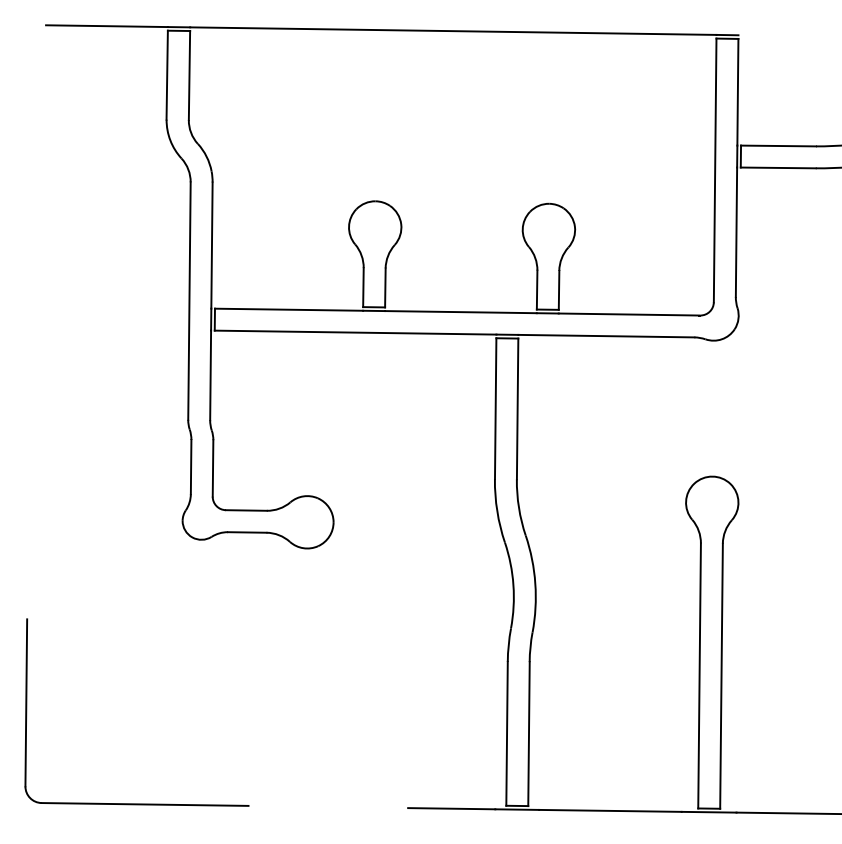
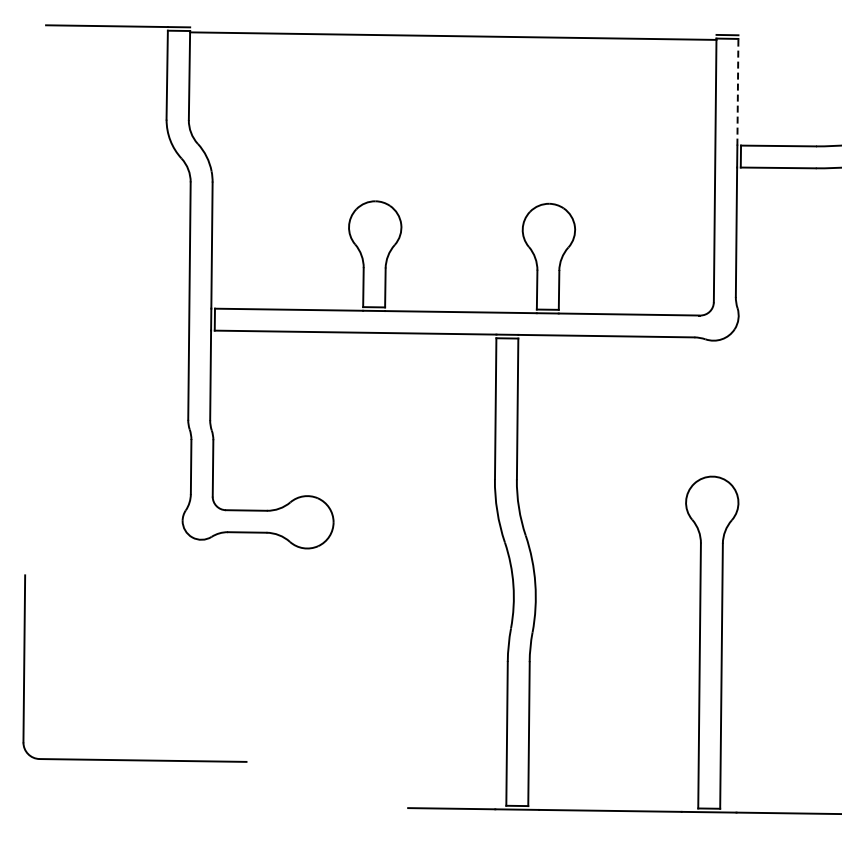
line position: (453, 30) -> (453, 35) (453, 35)
line: solid -> dashed (737, 91)
part position: (136, 803) -> (134, 759) (134, 759)
